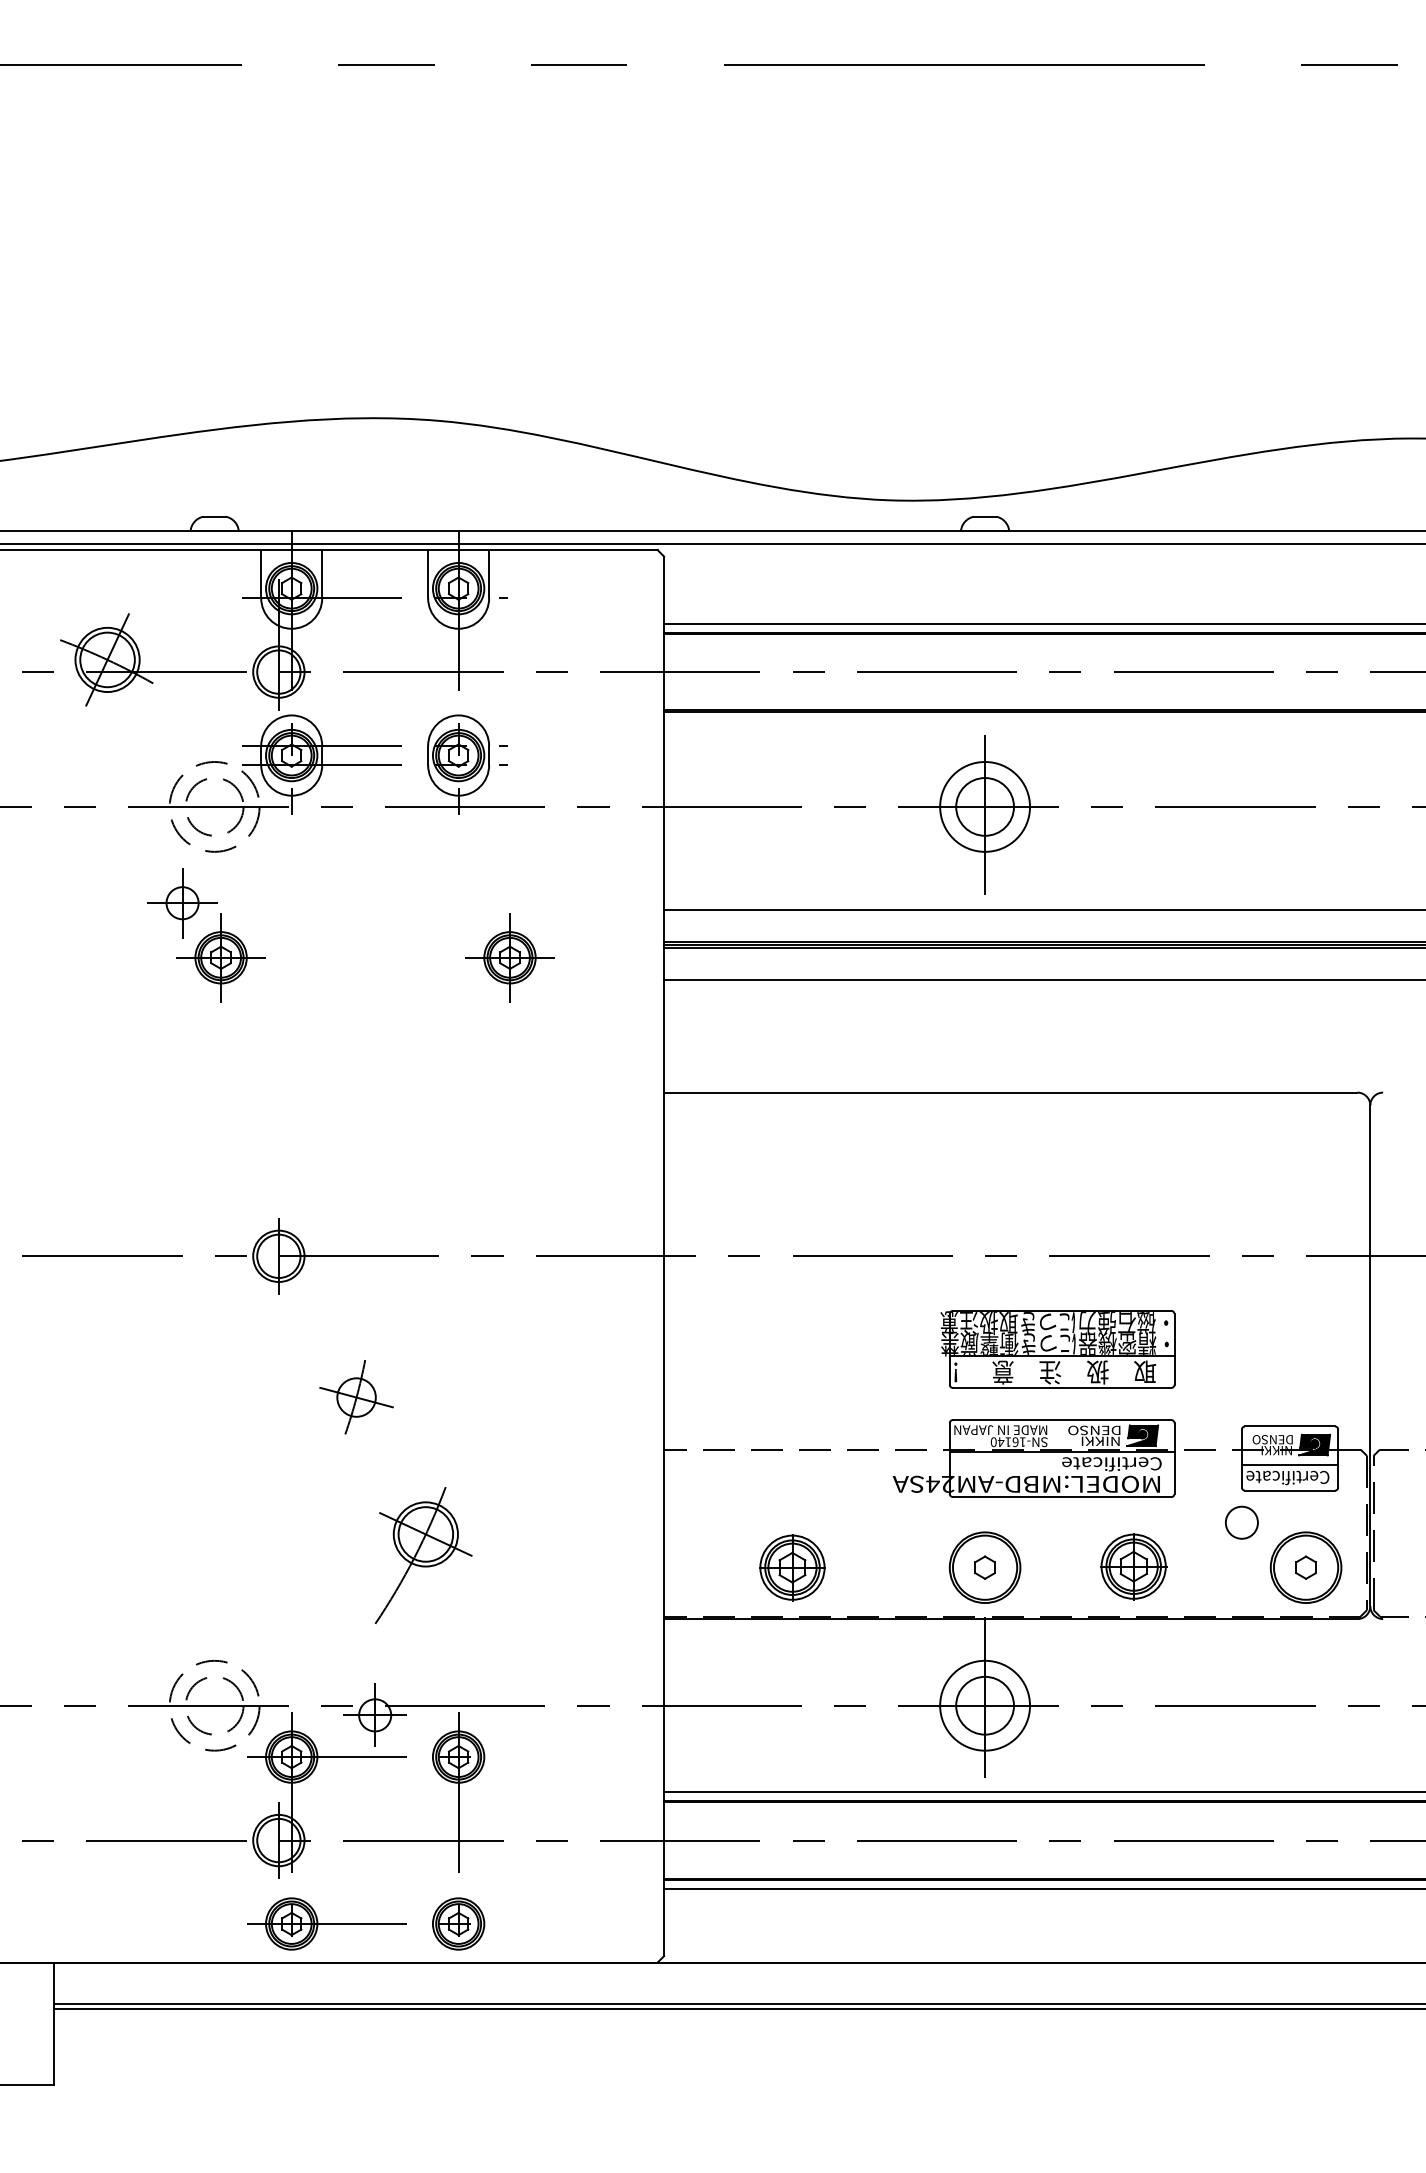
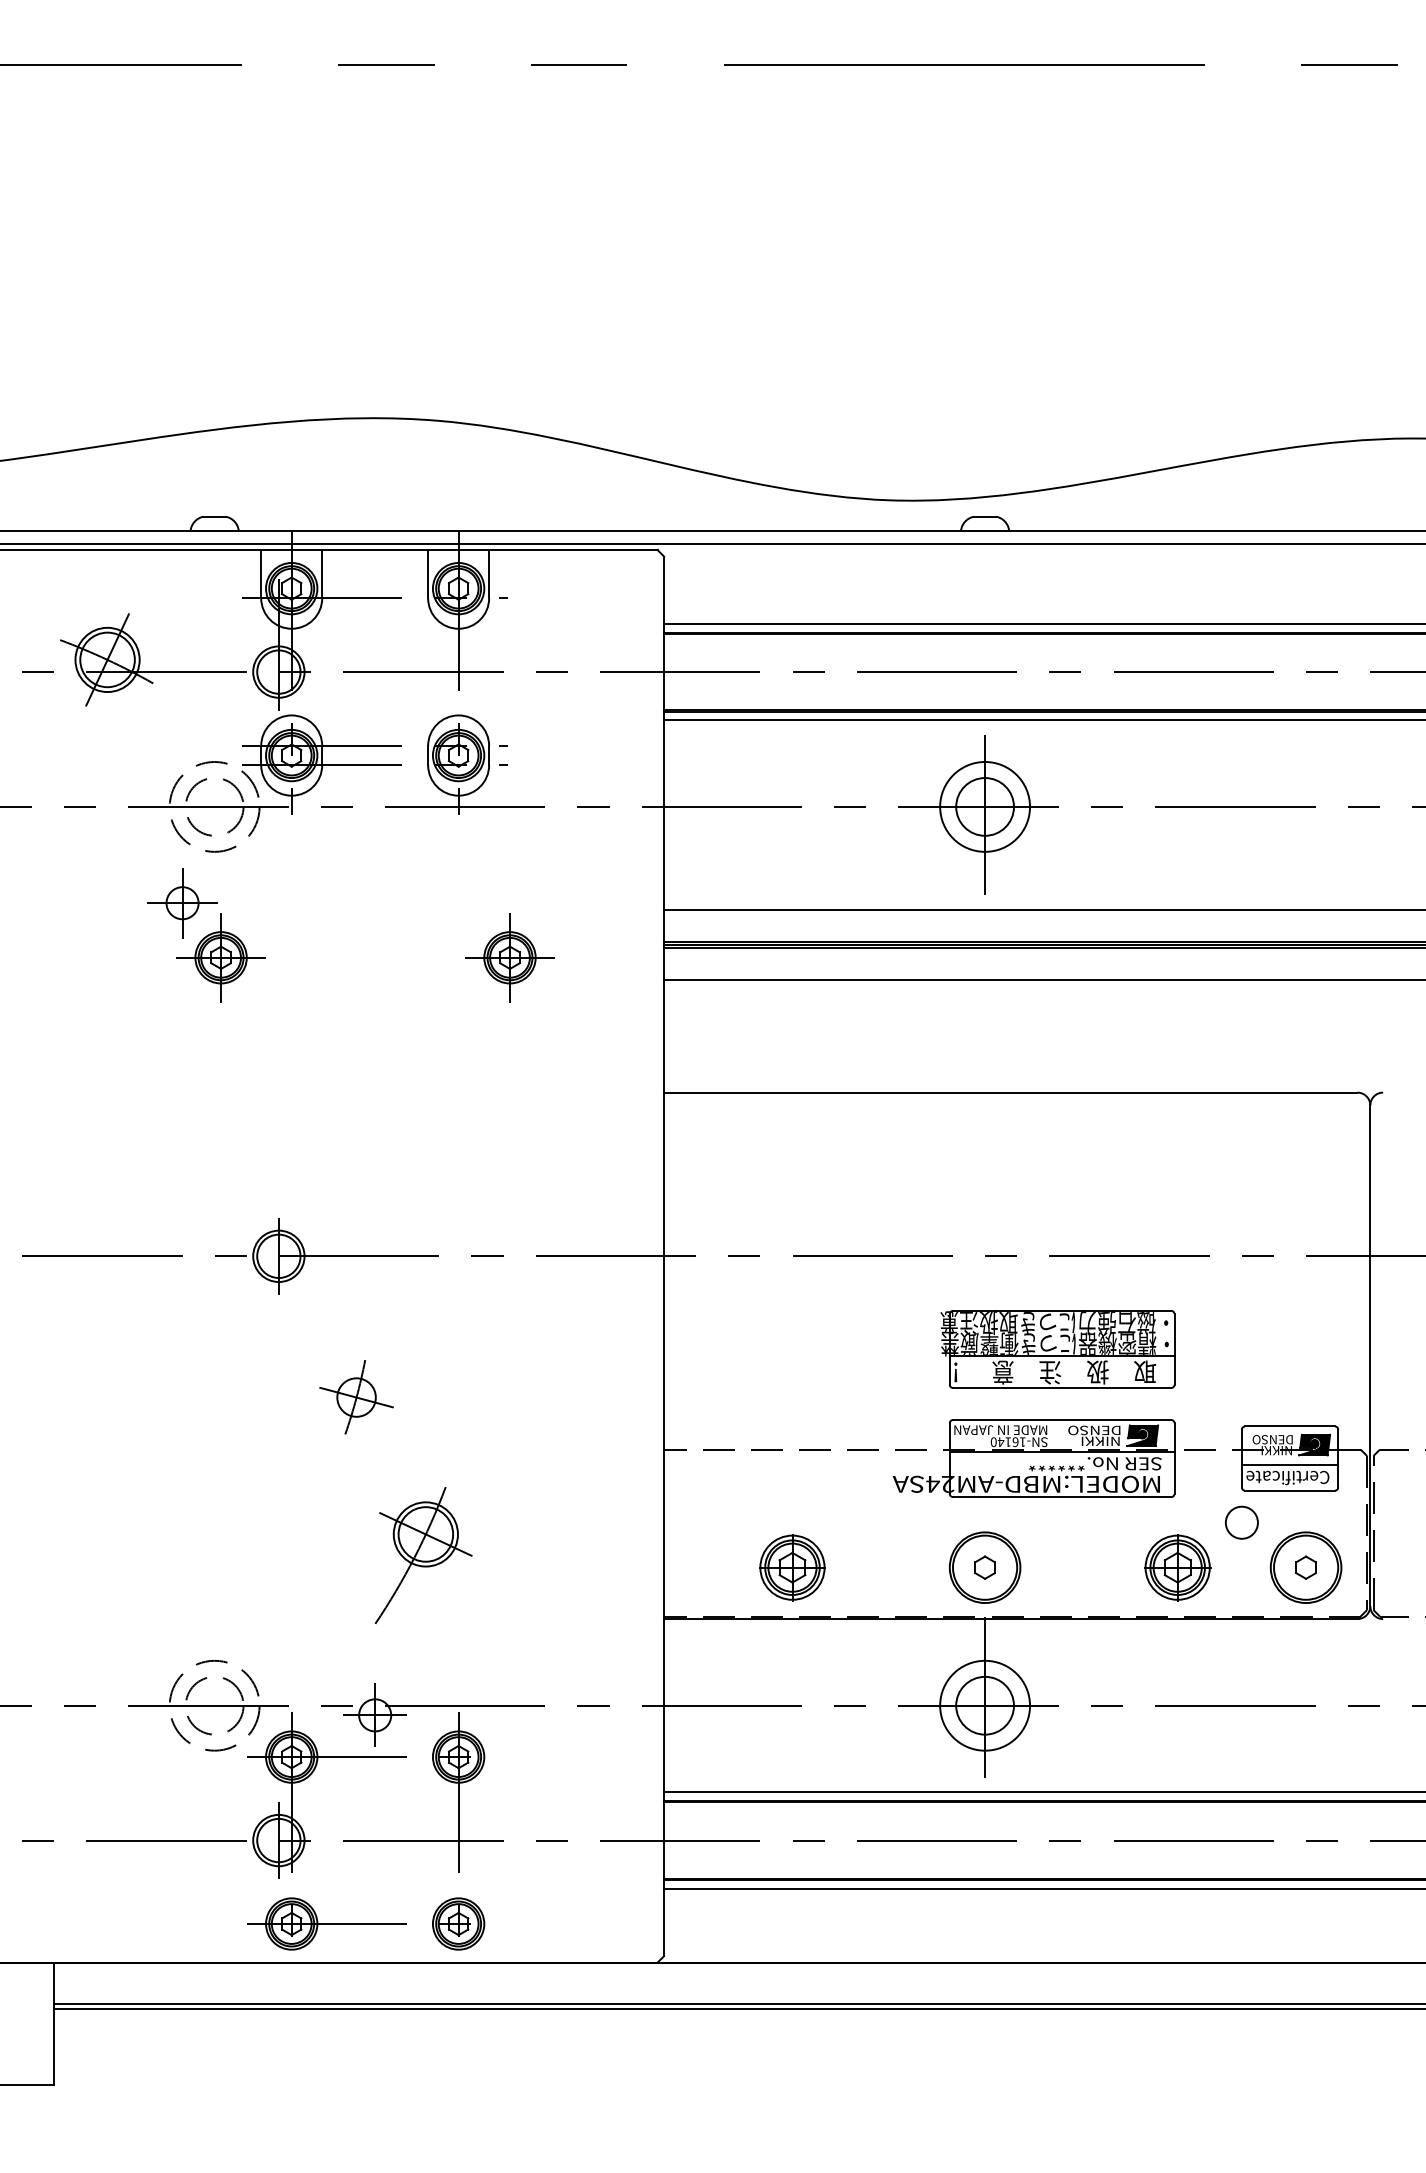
line: none -> present (1043, 720)
text: Certificate -> SER No.****** (1095, 1464)
part position: (1133, 1566) -> (1177, 1567) (1177, 1567)
